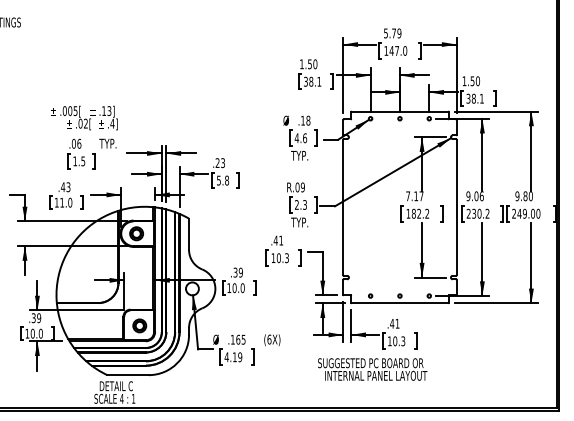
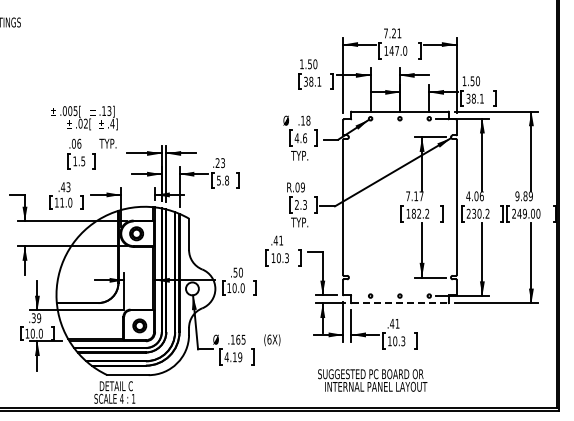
text: 5.79 -> 7.21 (392, 33)
text: 9.06 -> 4.06 (468, 196)
text: 9.80 -> 9.89 (530, 196)
text: .39 -> .50 (237, 272)
line: solid -> dashed (400, 303)
text position: (372, 369) -> (372, 380) (372, 380)
